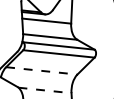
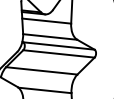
line: dashed -> solid (41, 70)
line: dashed -> solid (45, 90)
